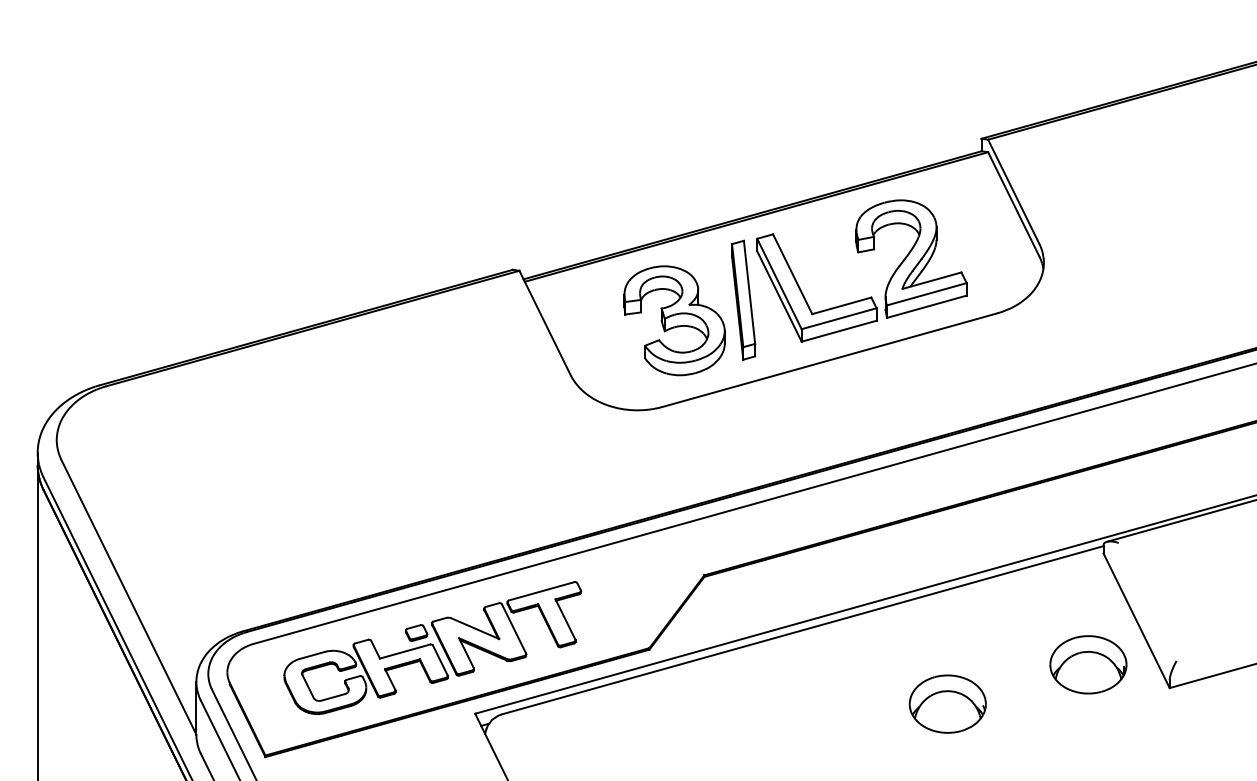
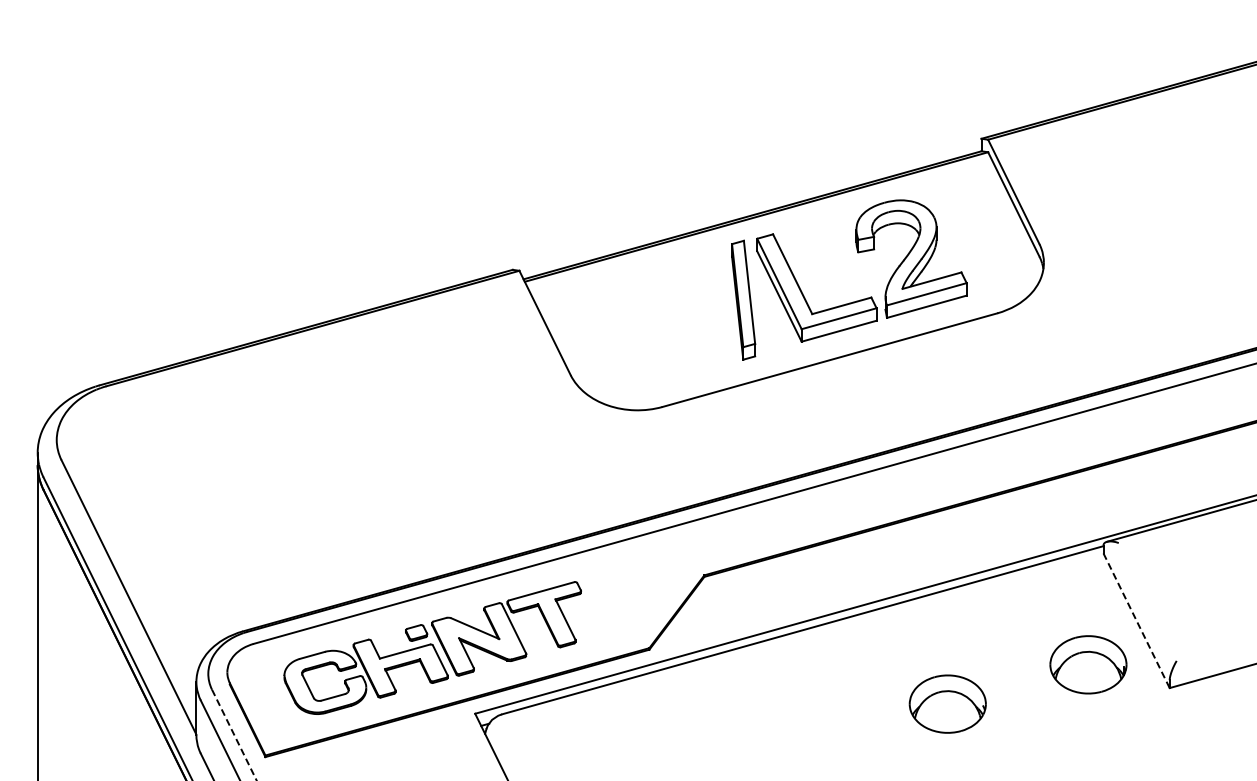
part: present -> none (674, 320)
line: solid -> dashed (1136, 621)
line: solid -> dashed (234, 735)
